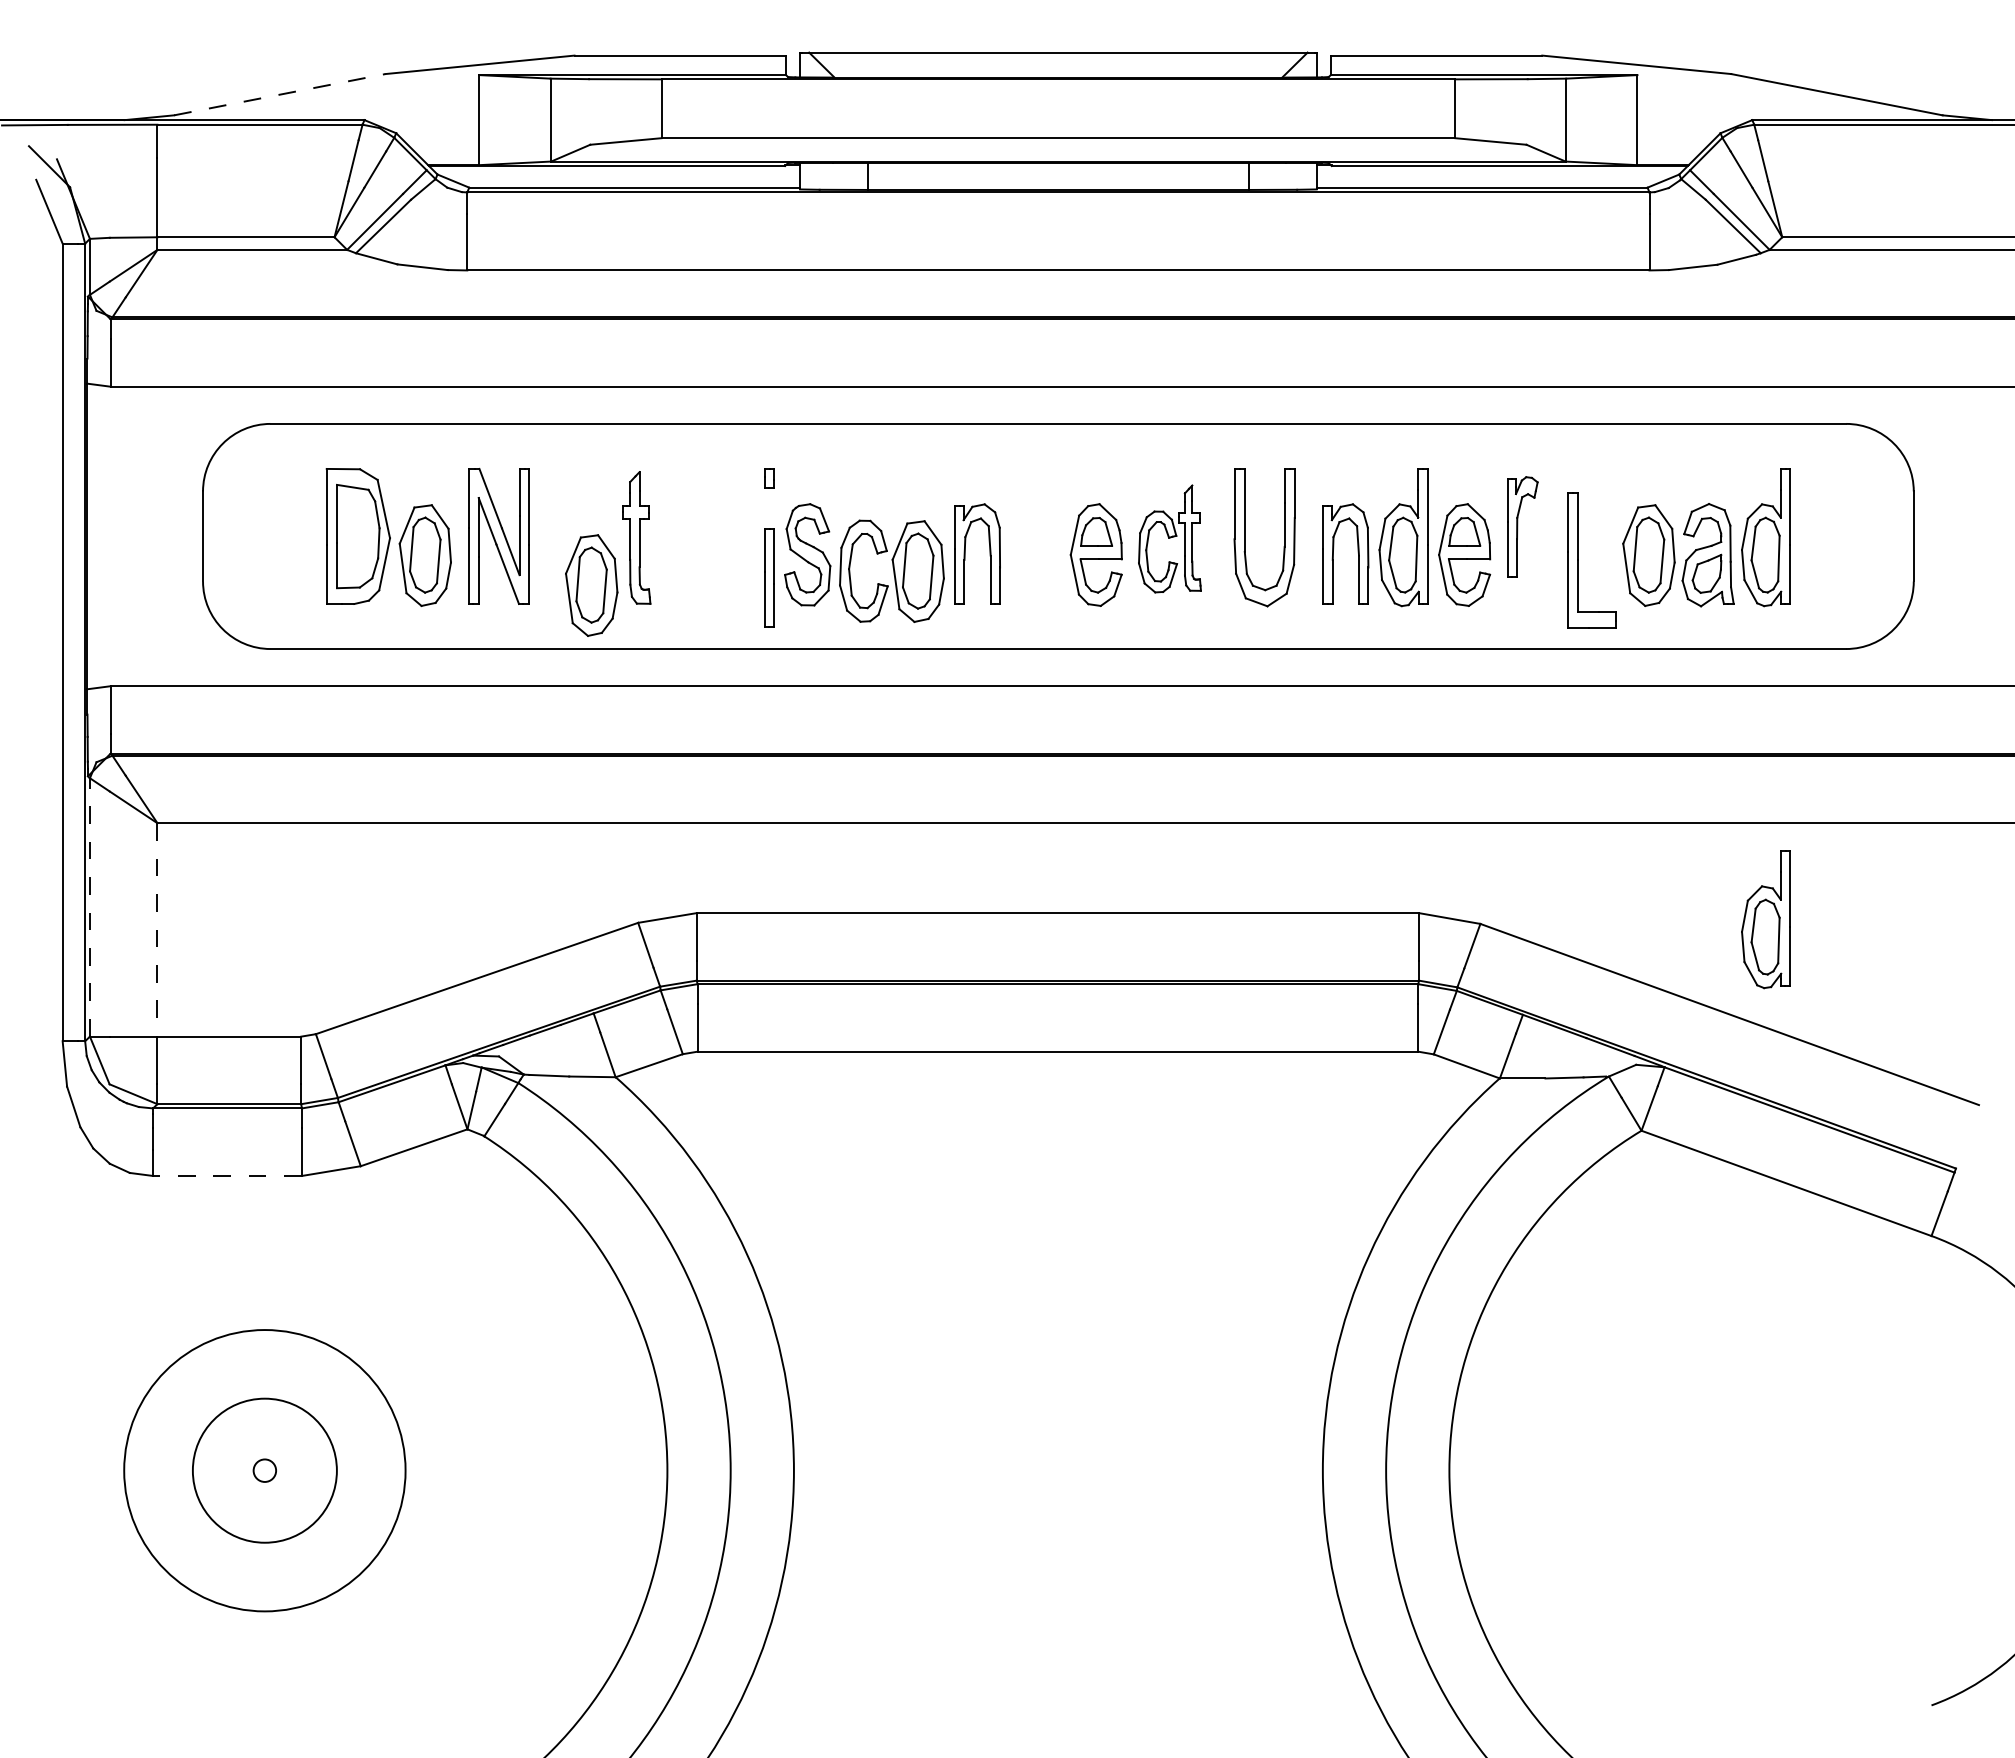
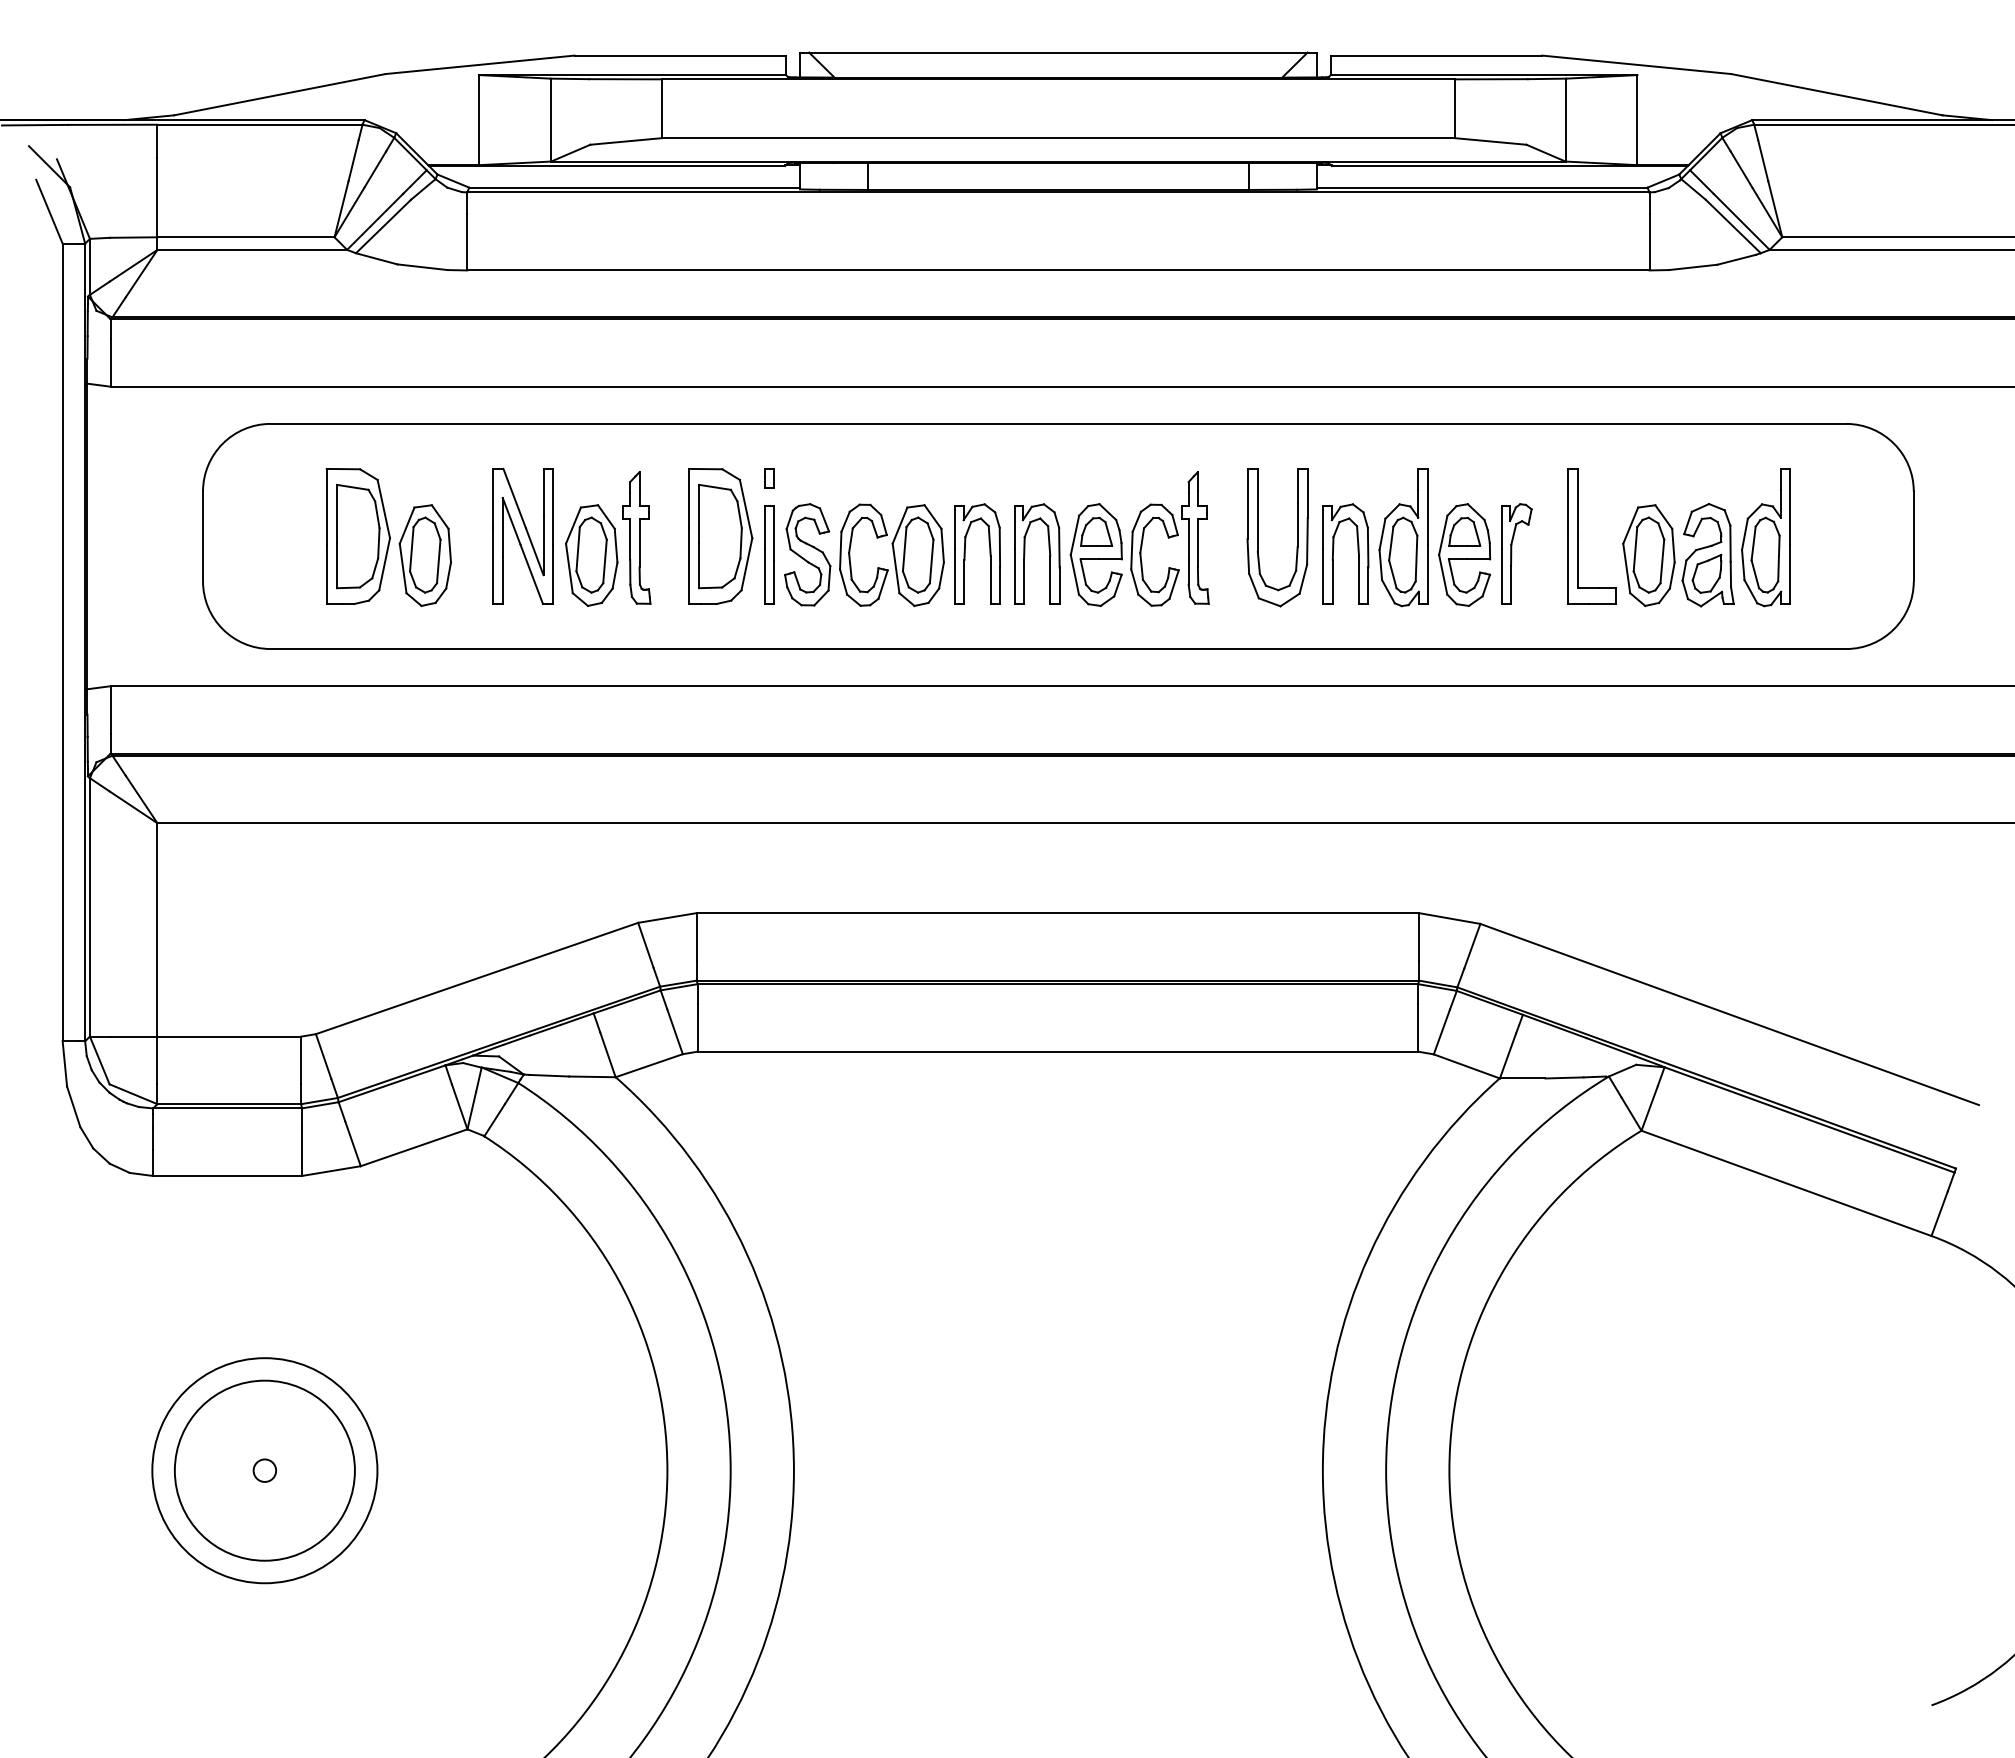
line: dashed -> solid (279, 94)
part position: (1522, 526) -> (1516, 553) (1516, 553)
part position: (498, 536) -> (522, 536) (522, 536)
part: none -> present (720, 536)
part position: (1245, 537) -> (1258, 537) (1258, 537)
part size: 64x110 px -> 80x136 px (1169, 538)
part: none -> present (1048, 549)
part position: (1578, 560) -> (1578, 536) (1578, 536)
part position: (891, 570) -> (891, 554) (891, 554)
part position: (769, 577) -> (769, 554) (769, 554)
part position: (591, 585) -> (591, 555) (591, 555)
line: dashed -> solid (89, 906)
part: present -> none (1765, 919)
line: dashed -> solid (157, 929)
line: dashed -> solid (227, 1175)
circle diameter: 144 px -> 180 px (264, 1470)
circle diameter: 281 px -> 225 px (264, 1470)
